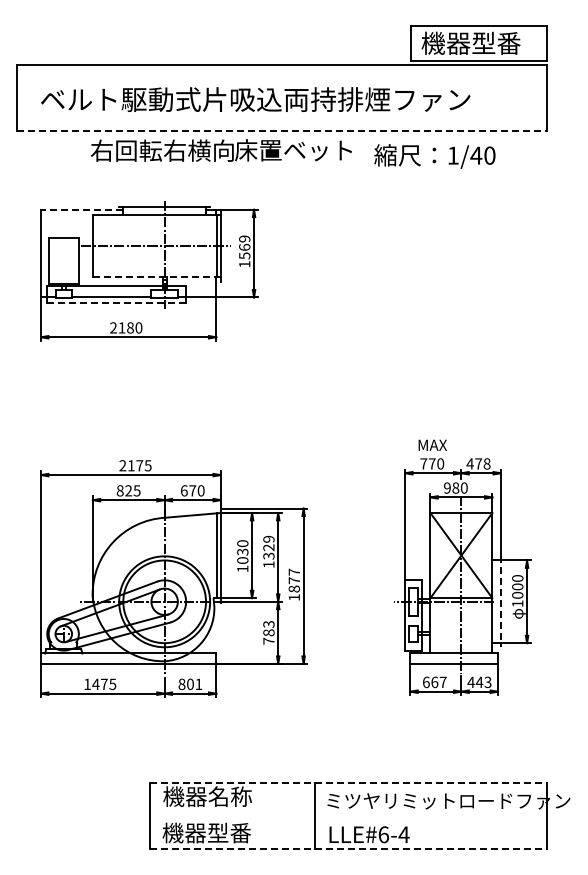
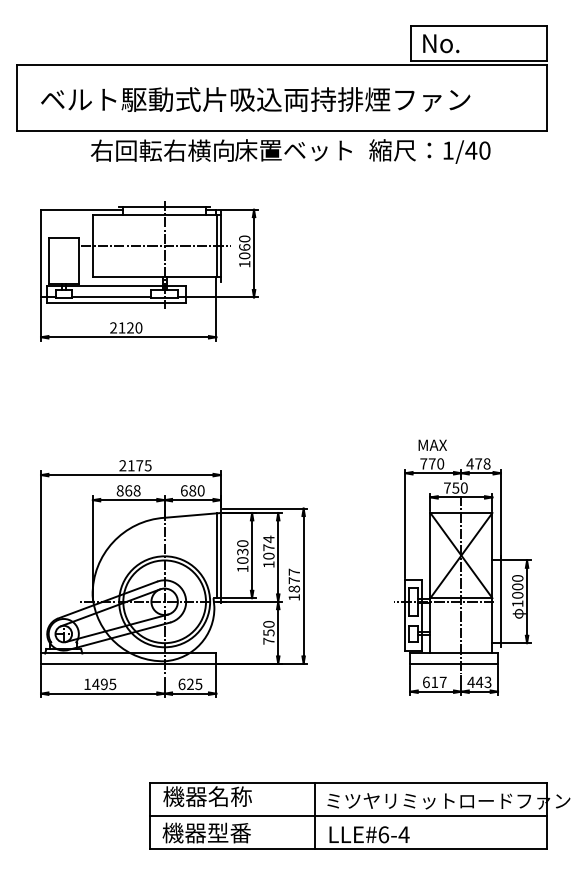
text: 機器型番 -> No. (470, 42)
line: dashed -> solid (282, 131)
text position: (434, 156) -> (429, 151) (429, 151)
line: dashed -> solid (81, 209)
text: 1569 -> 1060 (244, 247)
line: dashed -> solid (156, 277)
line: dashed -> solid (116, 302)
text: 2180 -> 2120 (130, 327)
text: 980 -> 750 (451, 487)
text: 825 -> 868 (132, 490)
text: 670 -> 680 (192, 490)
text: 1329 -> 1074 (268, 547)
line: dashed -> solid (500, 602)
text: 783 -> 750 (268, 628)
text: 667 -> 617 (434, 682)
text: 1475 -> 1495 (103, 684)
text: 801 -> 625 (190, 684)
line: dashed -> solid (348, 782)
line: none -> present (347, 815)
line: dashed -> solid (348, 848)
